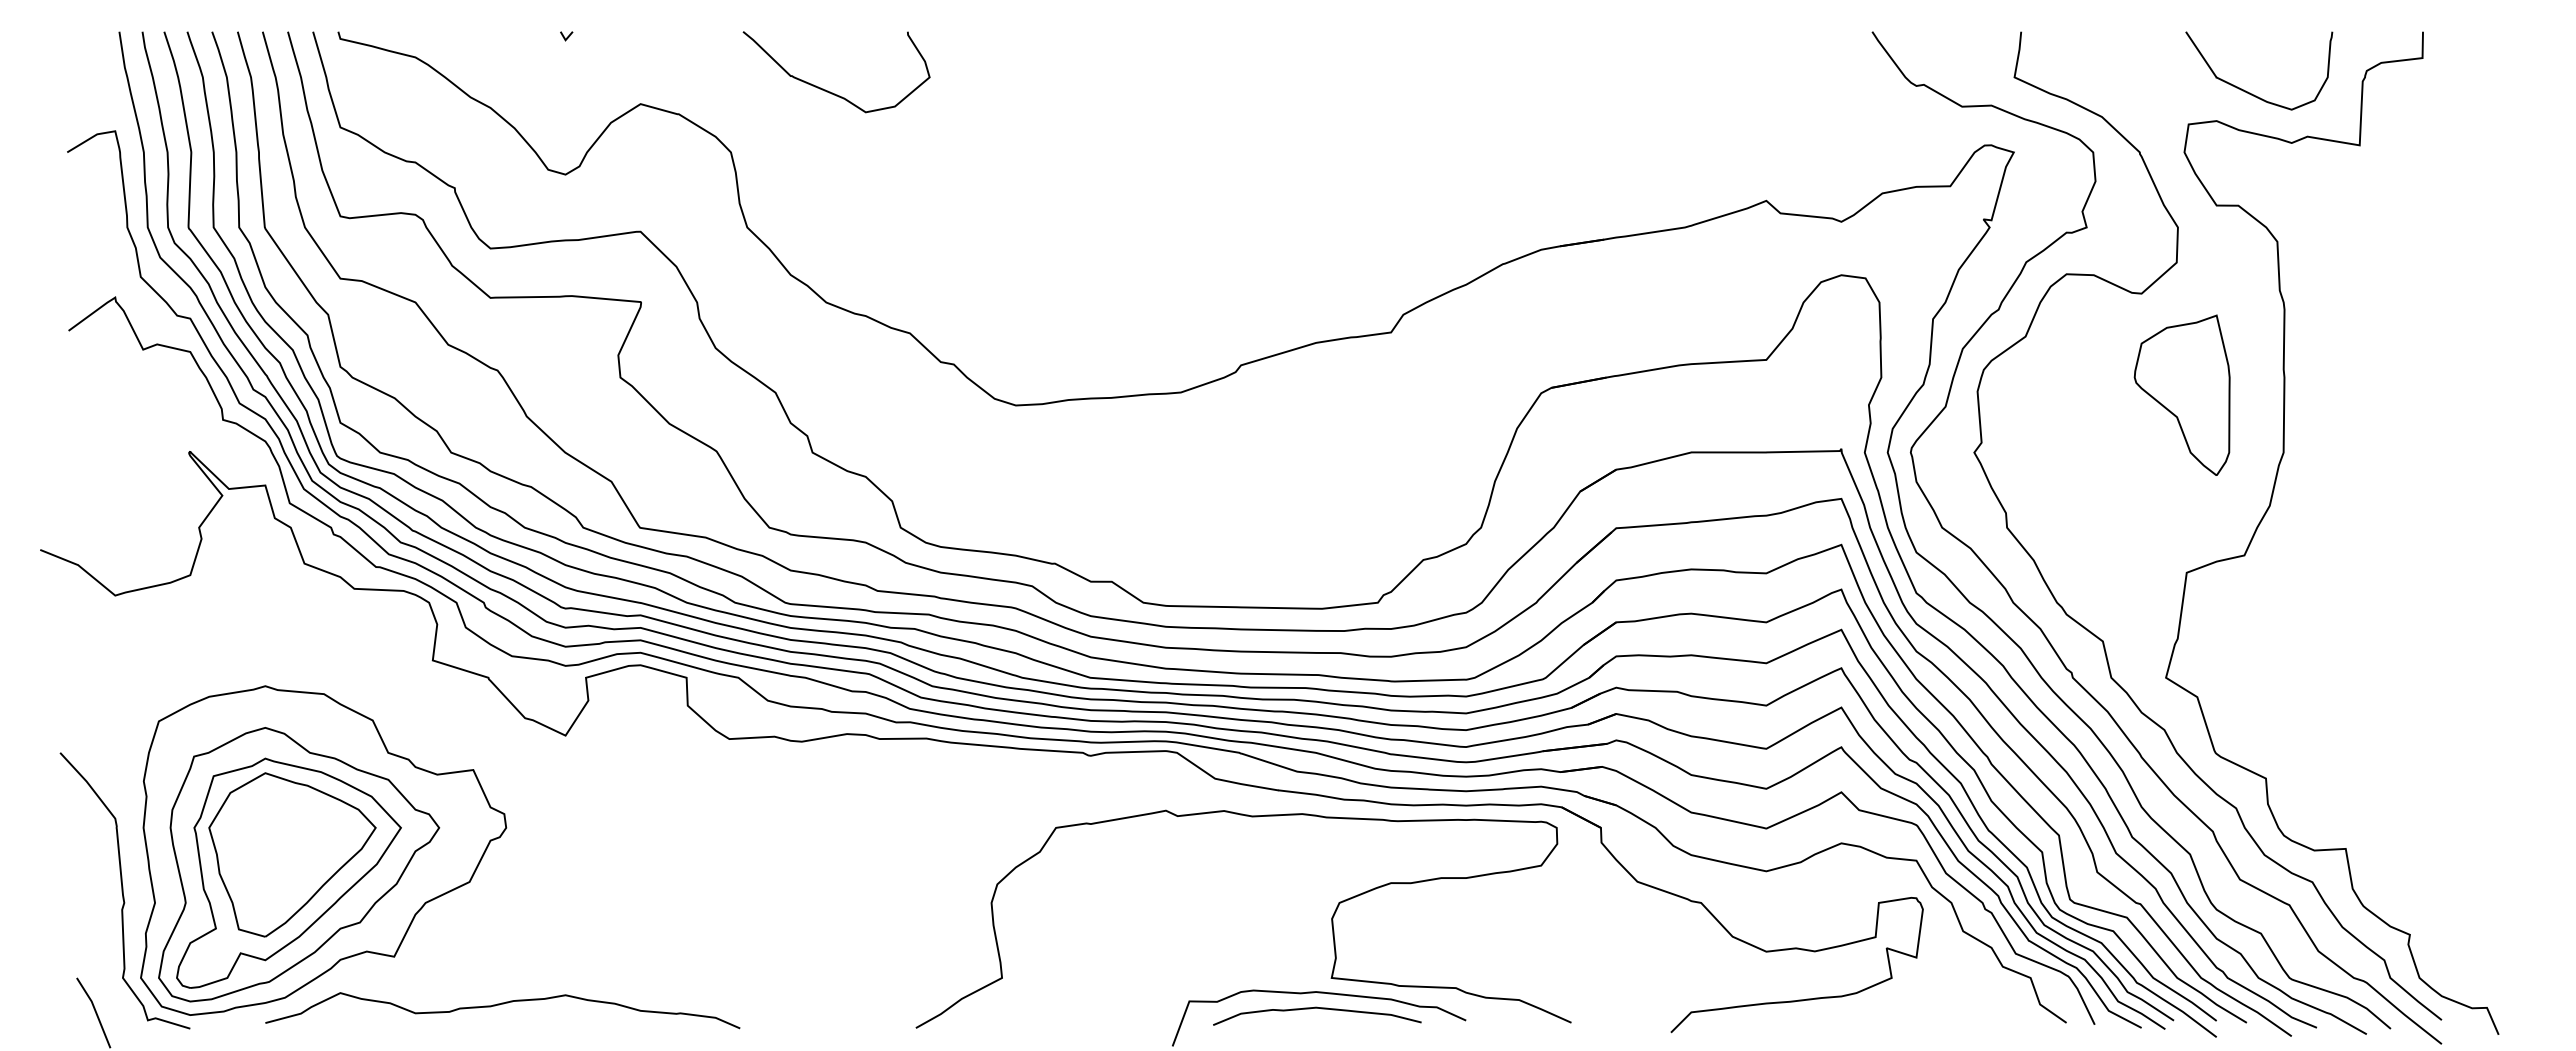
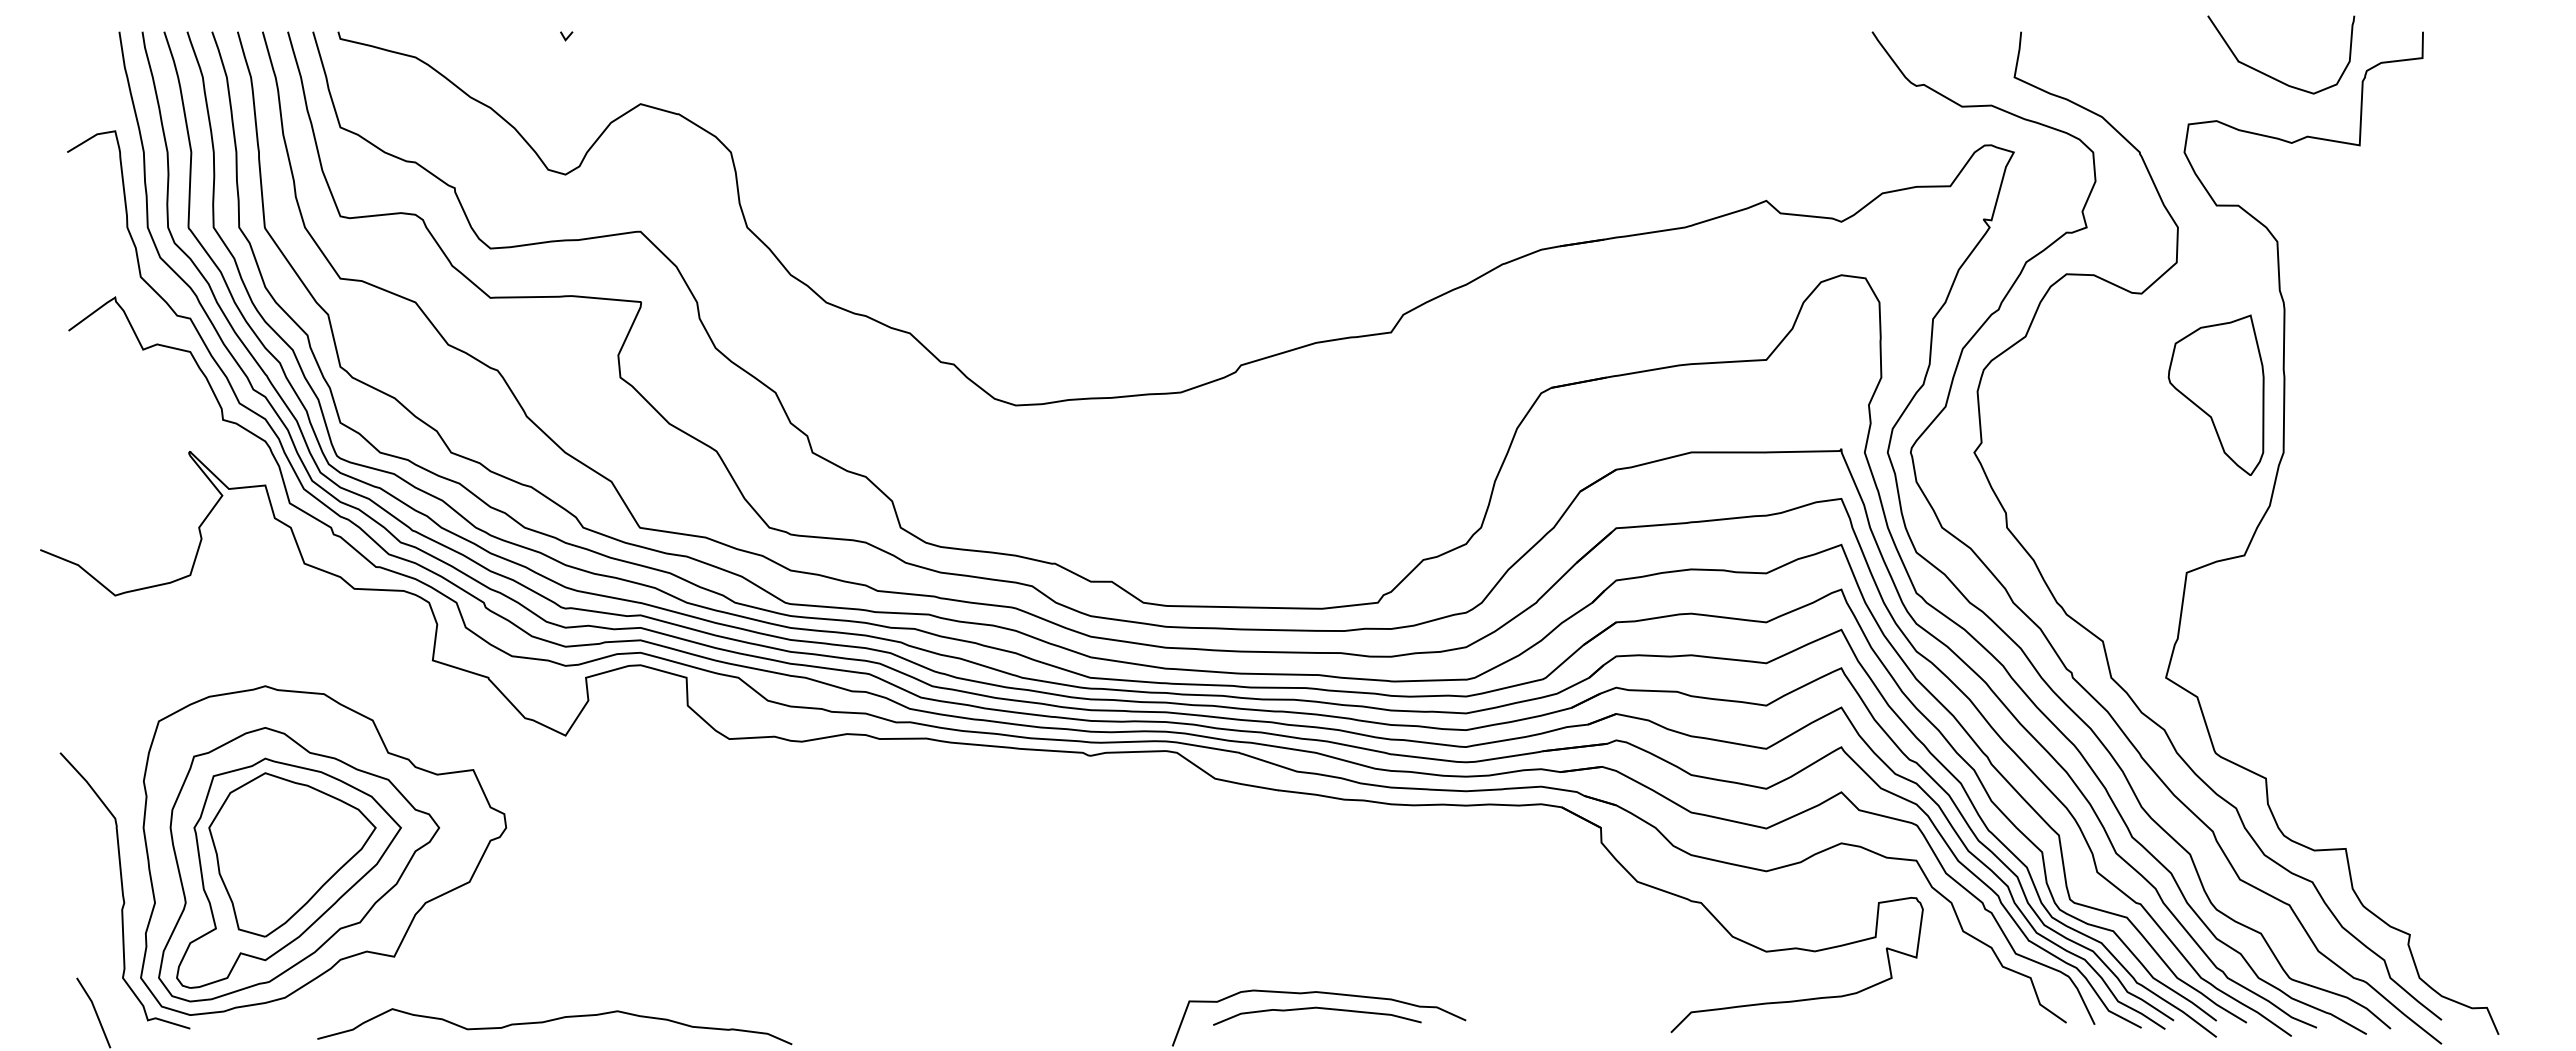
curve: present -> none (828, 90)
curve position: (2248, 91) -> (2270, 75) (2270, 75)
part position: (2181, 394) -> (2215, 394) (2215, 394)
curve: present -> none (1331, 918)
curve position: (499, 1005) -> (551, 1021) (551, 1021)
